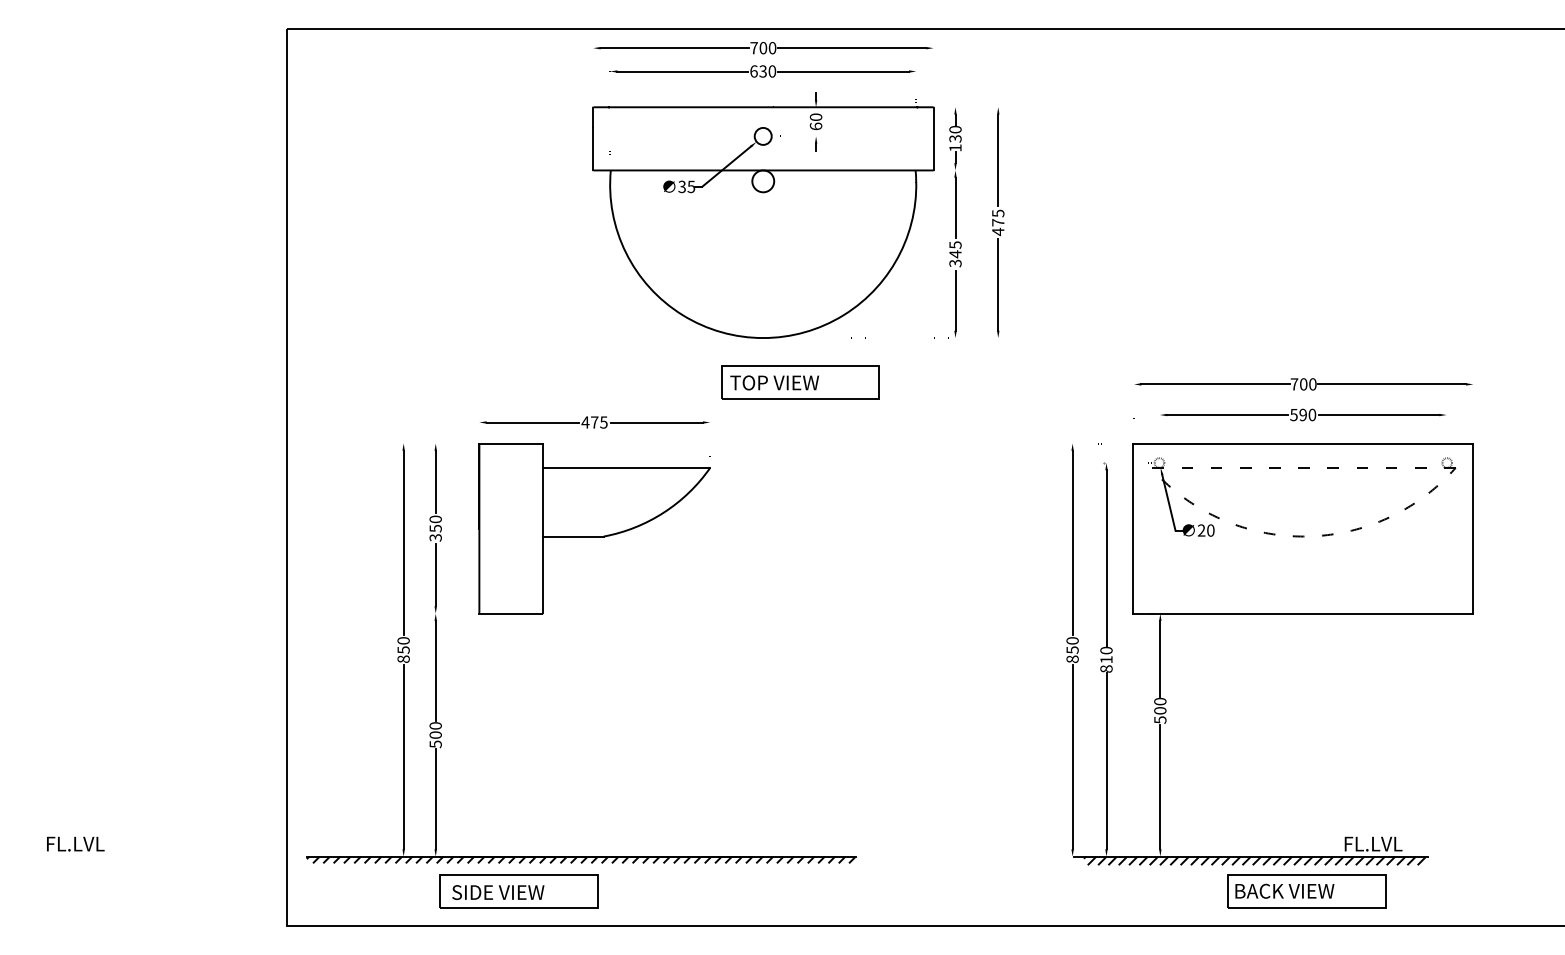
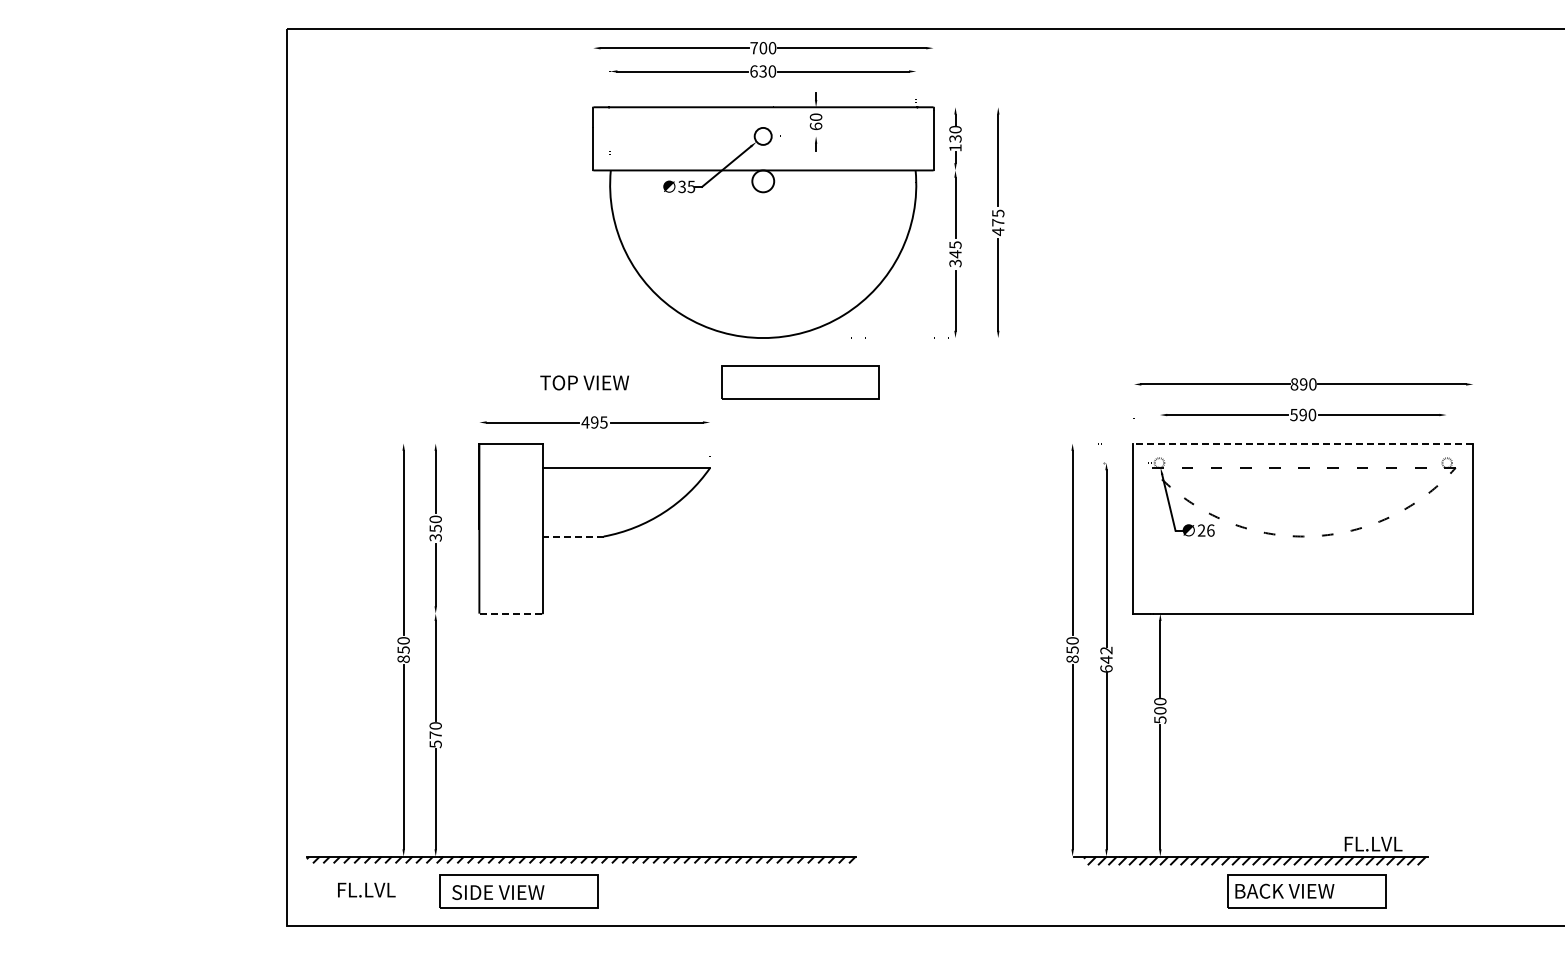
text position: (774, 382) -> (584, 382) (584, 382)
text: 700 -> 890 (1298, 384)
text: 475 -> 495 (594, 422)
line: solid -> dashed (1302, 443)
text: 20 -> 26 (1210, 530)
line: solid -> dashed (573, 536)
line: solid -> dashed (510, 613)
text: 810 -> 642 (1106, 659)
text: 500 -> 570 (435, 734)
text position: (75, 843) -> (366, 889) (366, 889)
